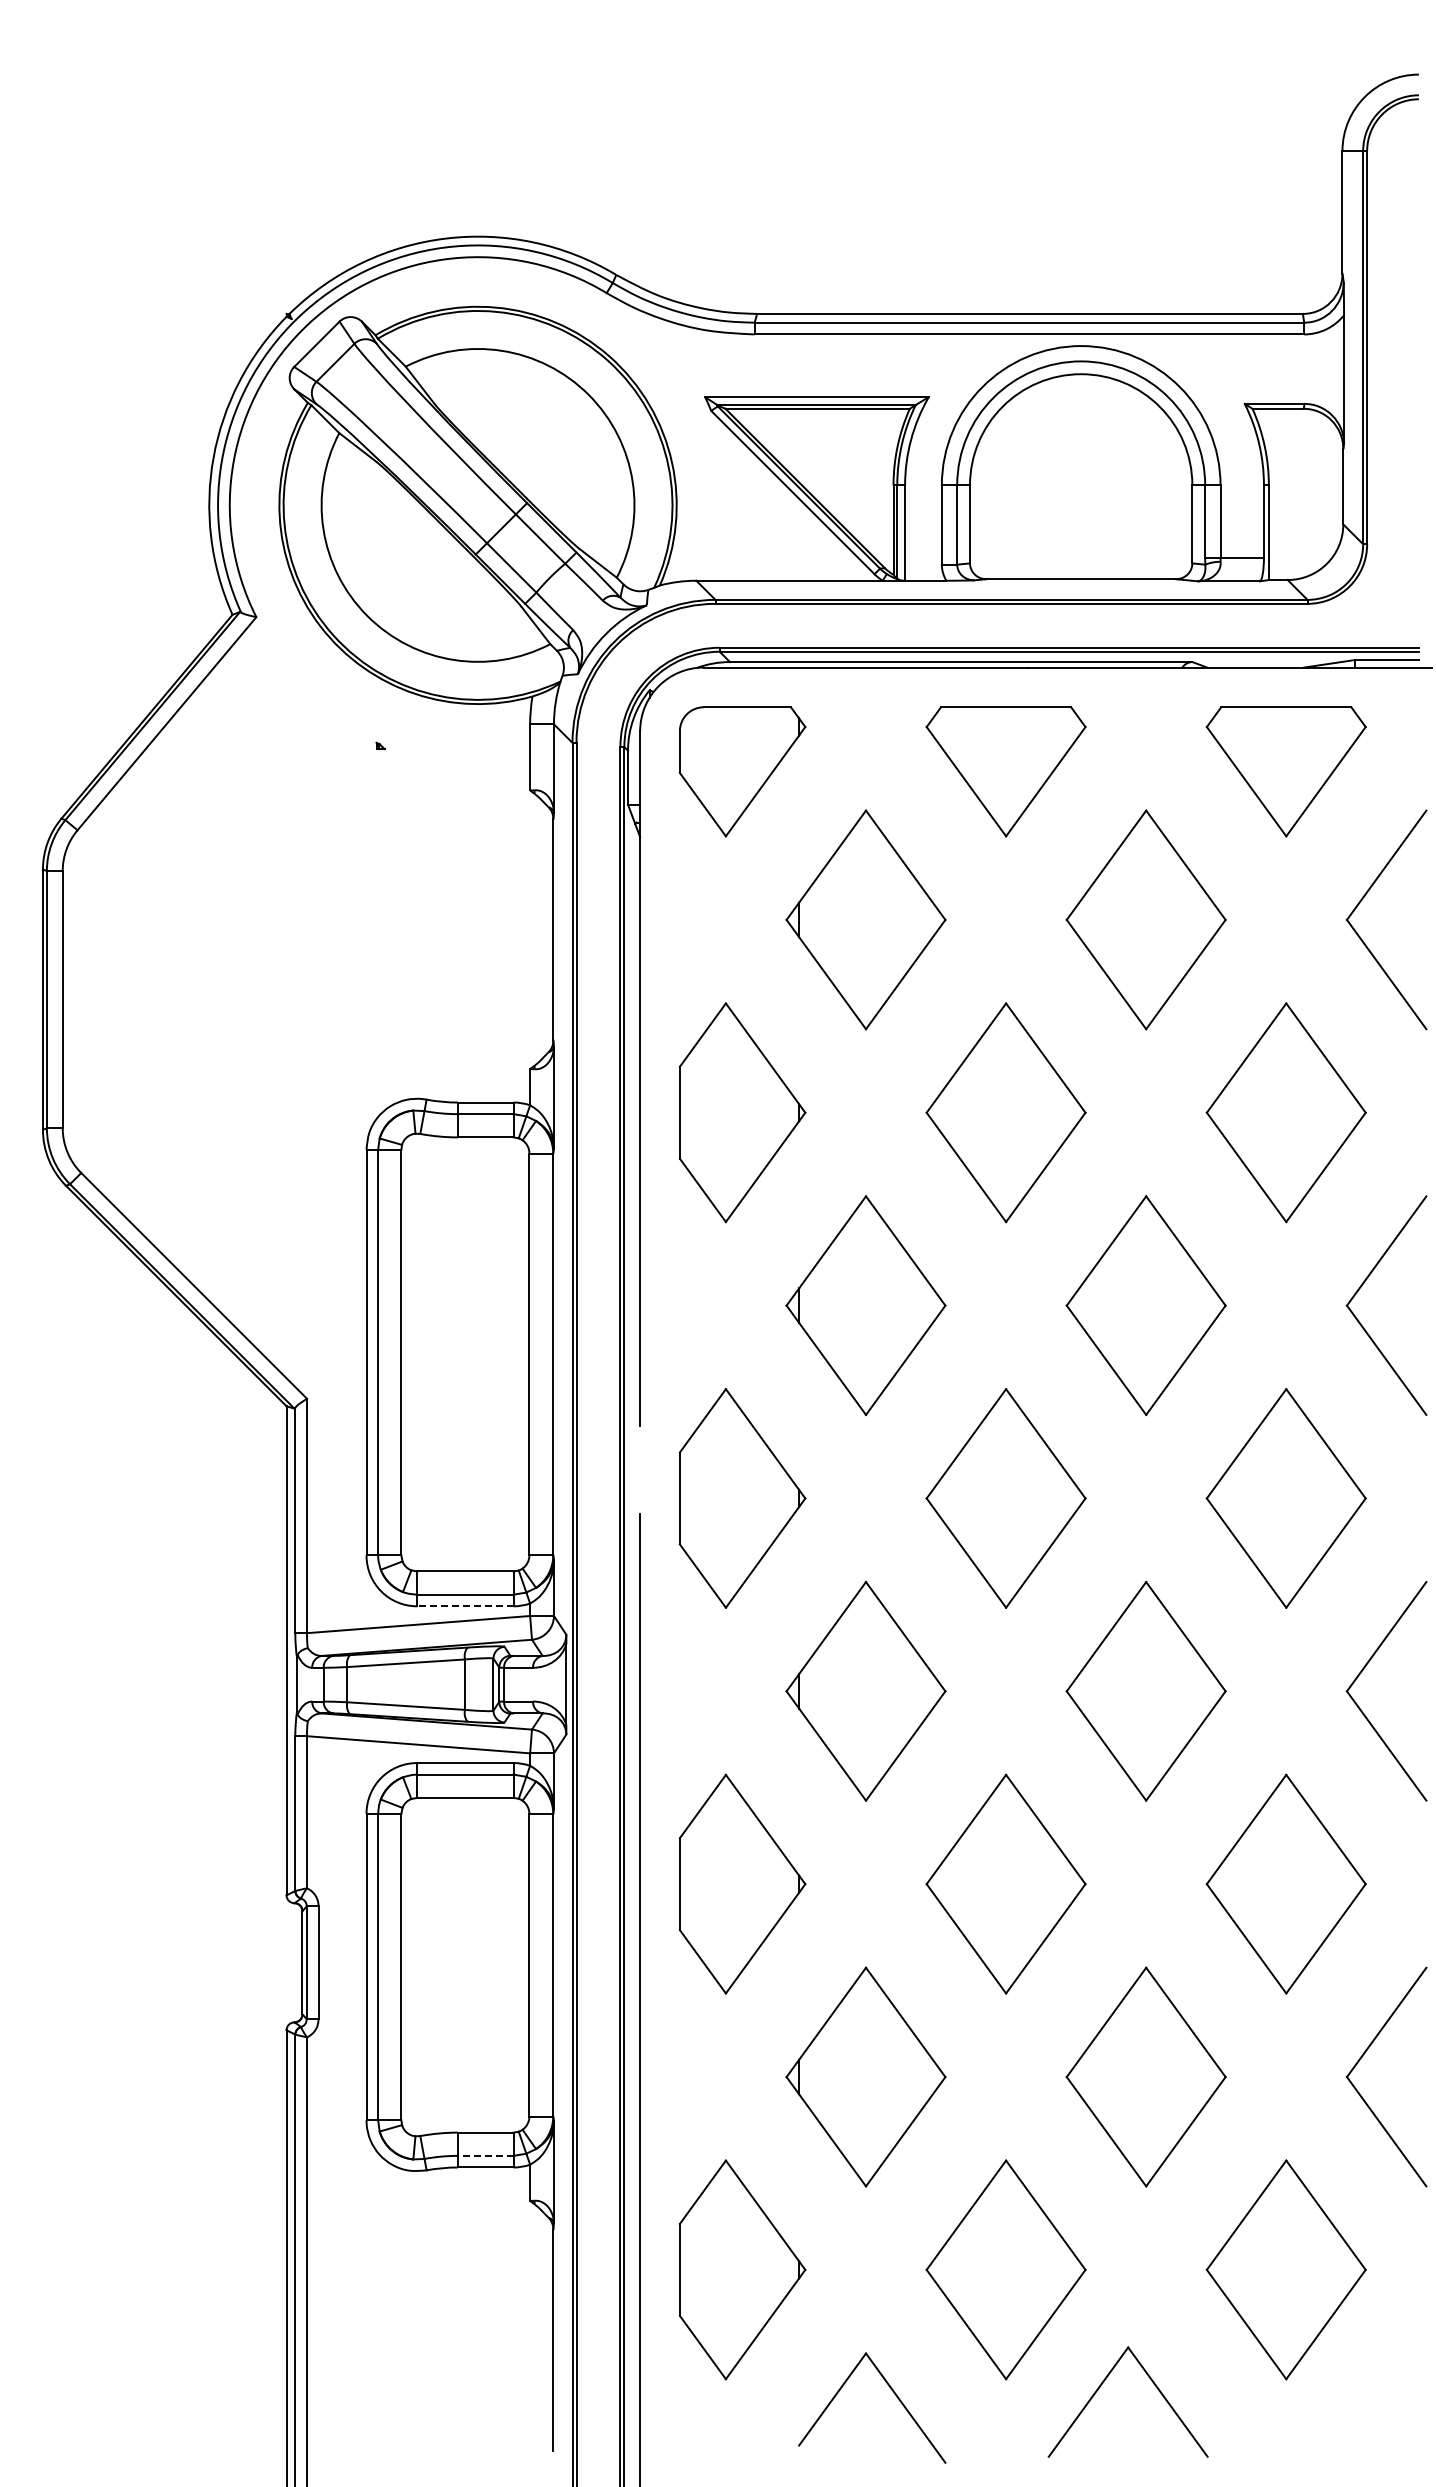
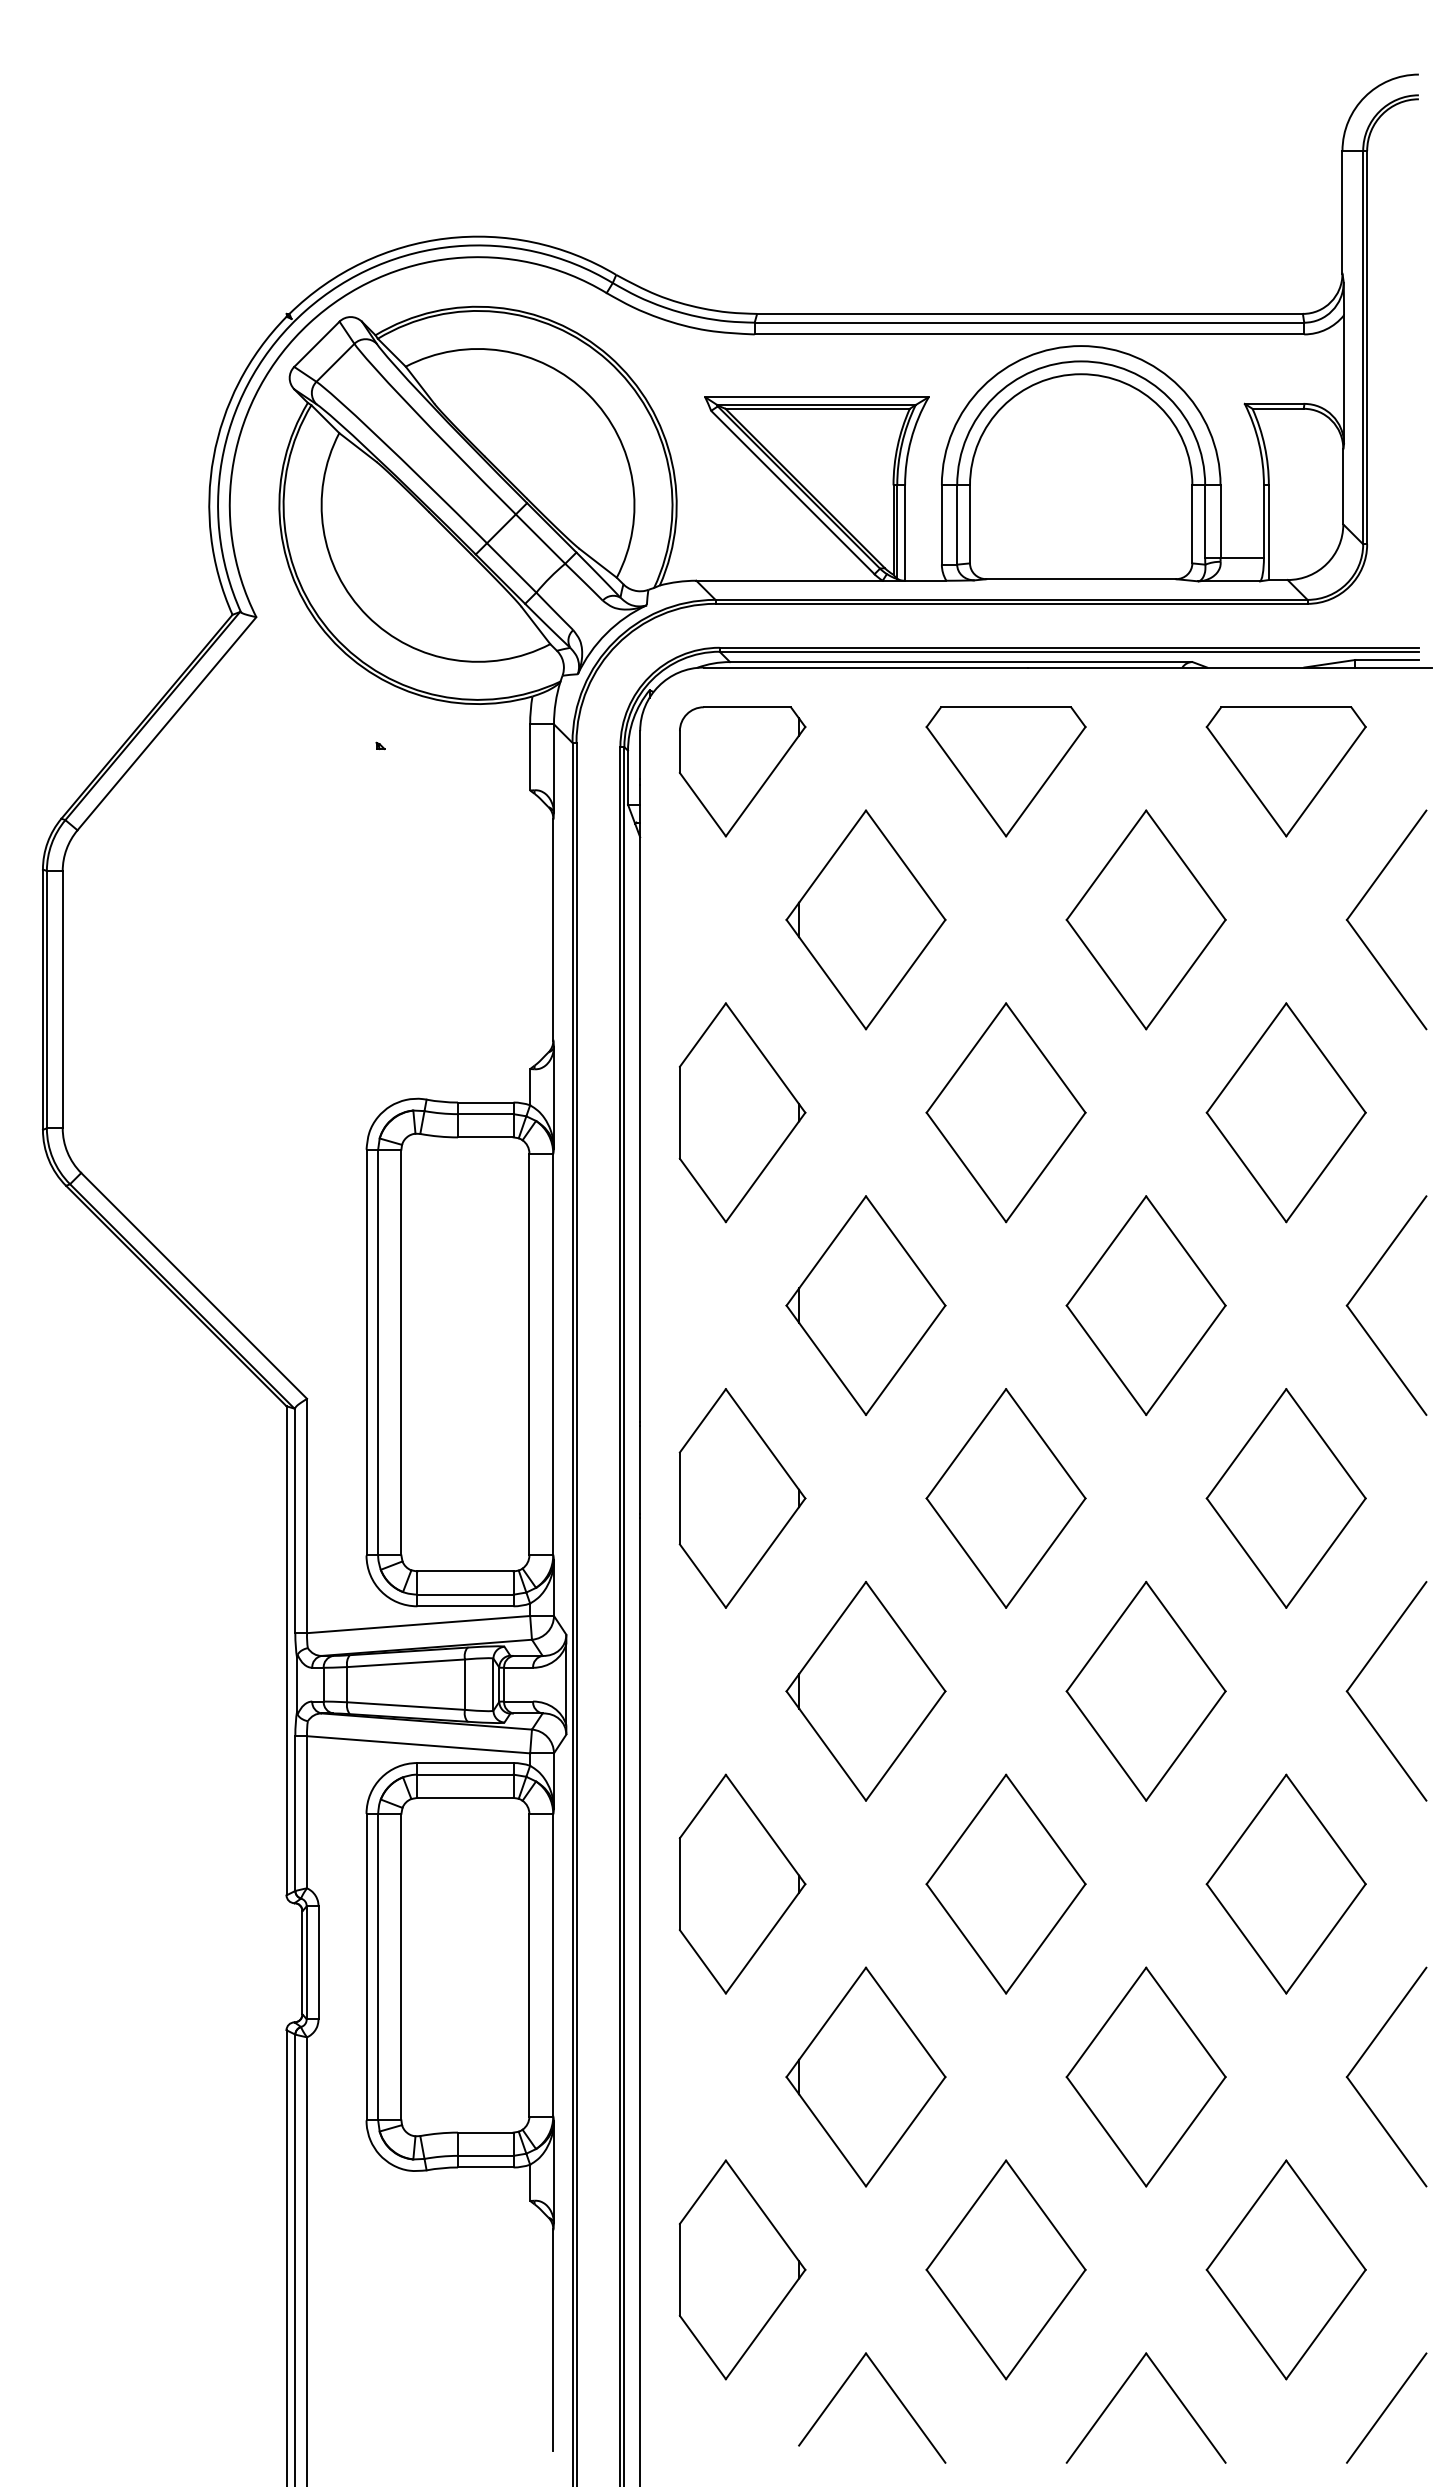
line: none -> present (640, 1470)
line: dashed -> solid (464, 1606)
line: dashed -> solid (485, 2155)
part position: (1103, 2383) -> (1121, 2389) (1121, 2389)
line: none -> present (1386, 2407)
